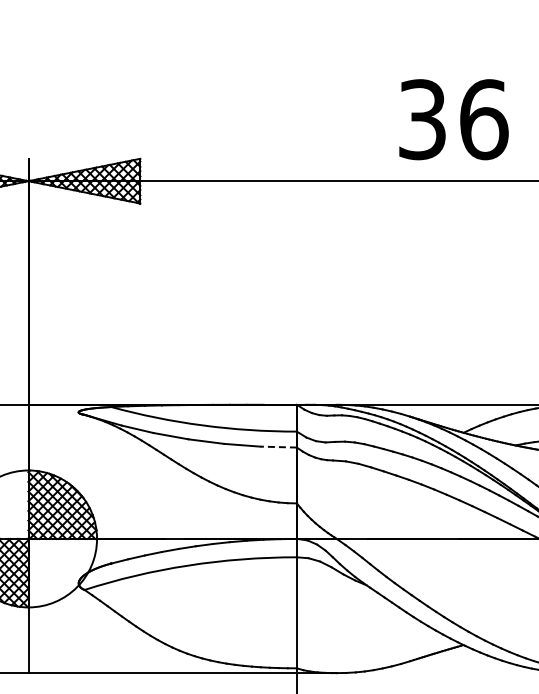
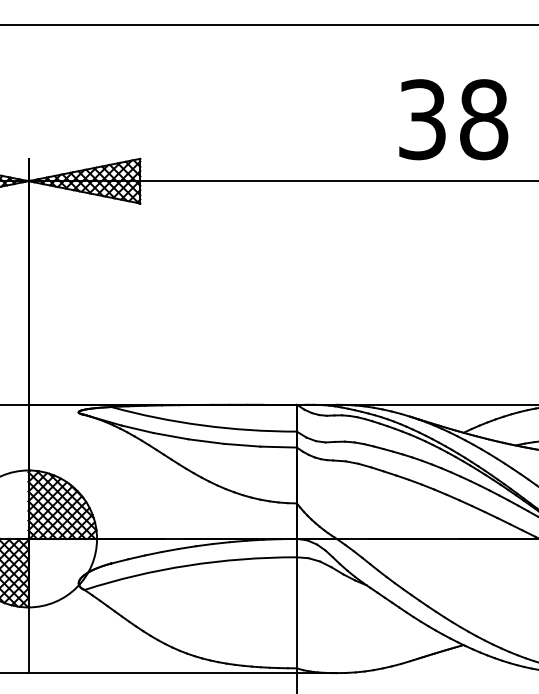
line: none -> present (268, 24)
text: 36 -> 38 (484, 119)
line: dashed -> solid (278, 447)
